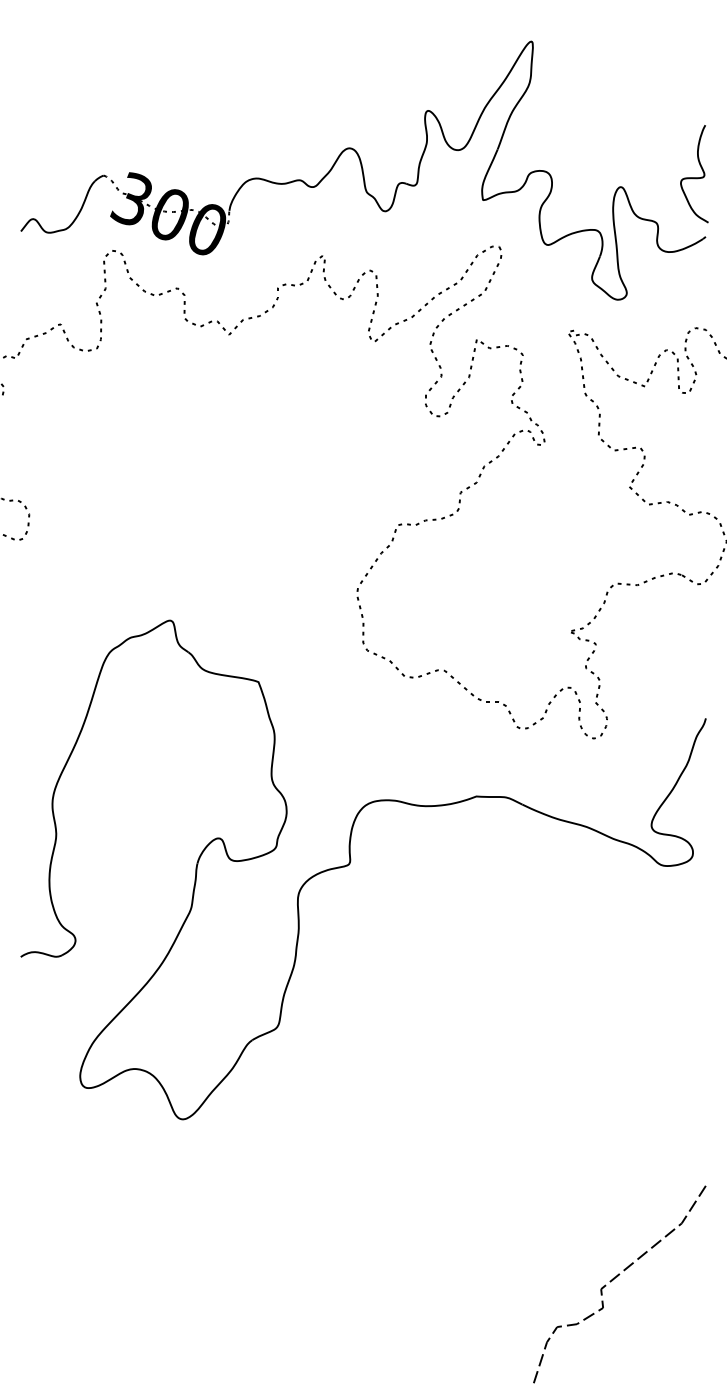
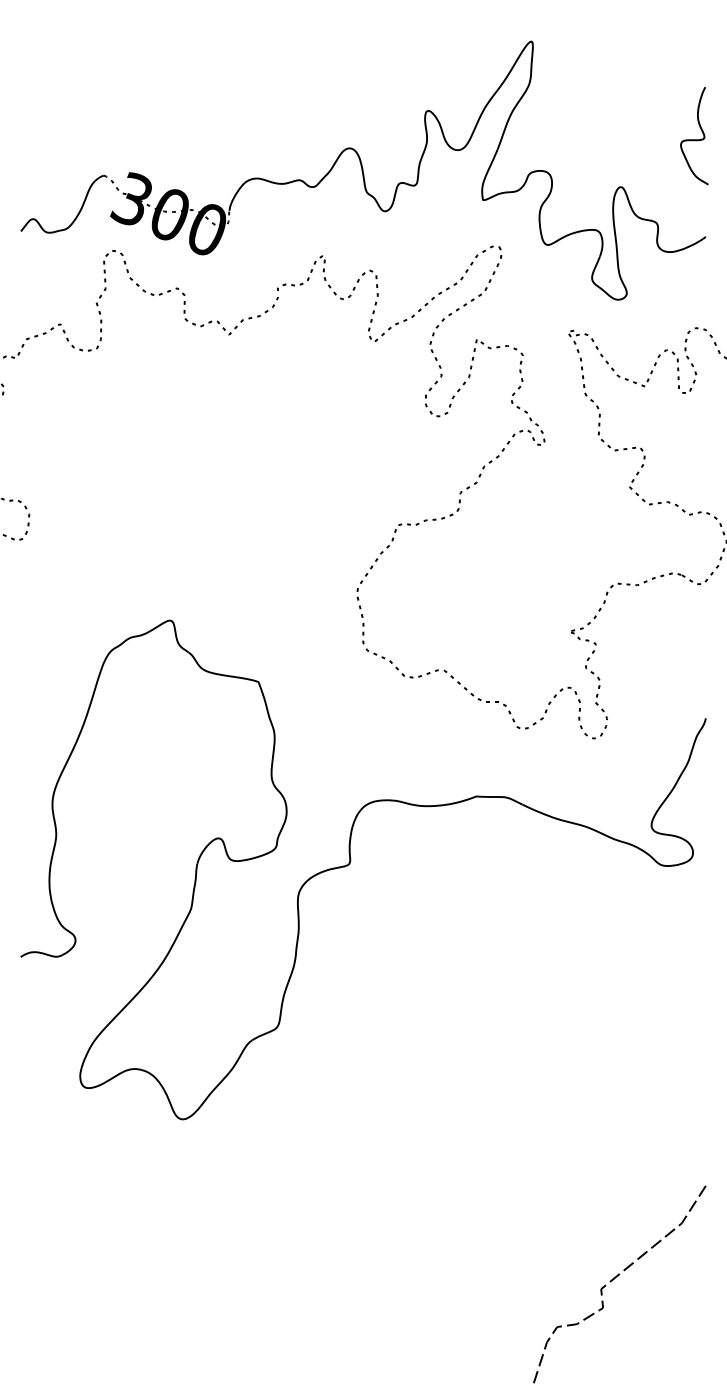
curve position: (694, 177) -> (694, 139) (694, 139)
